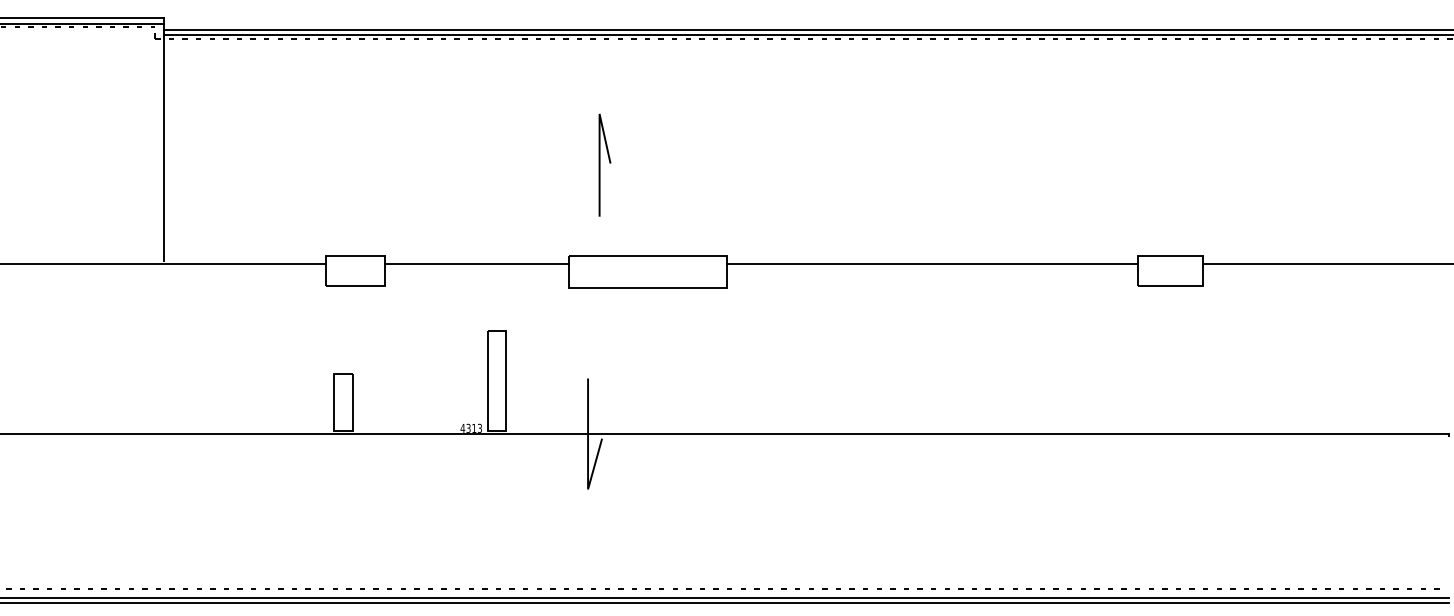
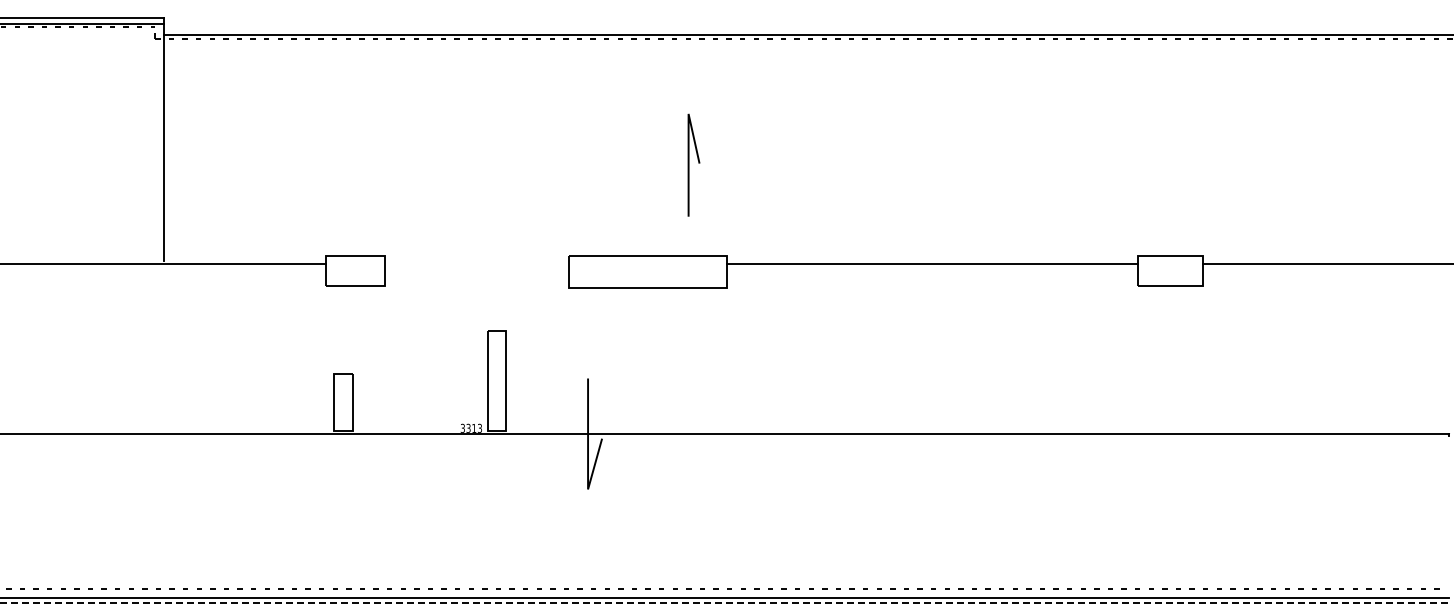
line: present -> none (807, 29)
line position: (600, 164) -> (689, 164) (689, 164)
line: present -> none (476, 264)
text: 4313 -> 3313 (462, 427)
line: solid -> dashed (725, 603)
